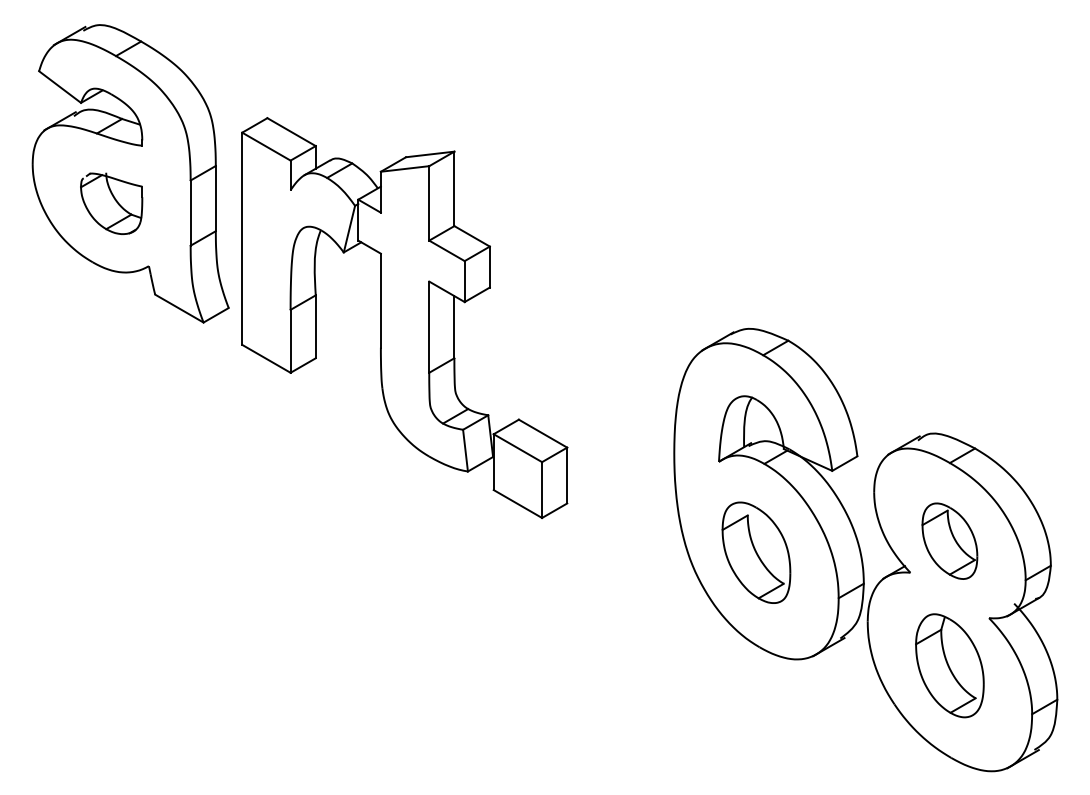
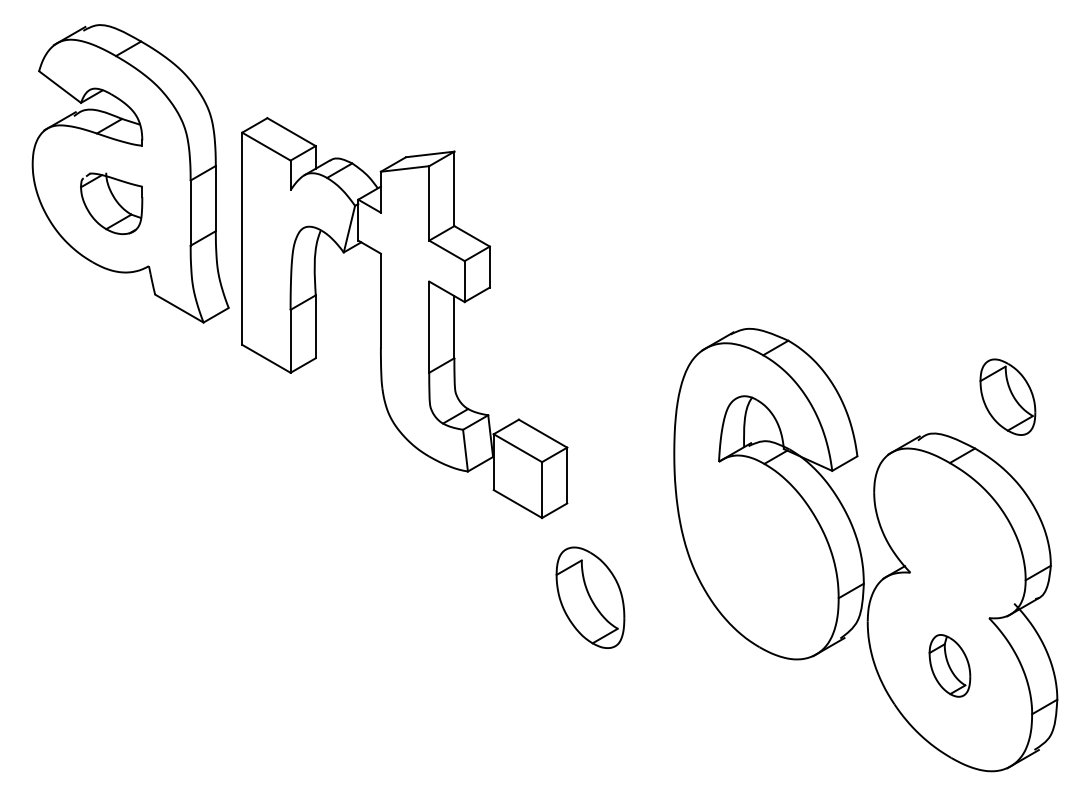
part position: (949, 540) -> (1007, 396) (1007, 396)
part position: (756, 552) -> (590, 597) (590, 597)
part size: 70x106 px -> 44x64 px (949, 665)
